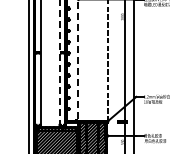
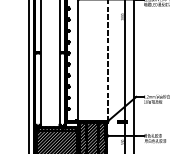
line: dashed -> solid (77, 61)
line: dashed -> solid (59, 63)
